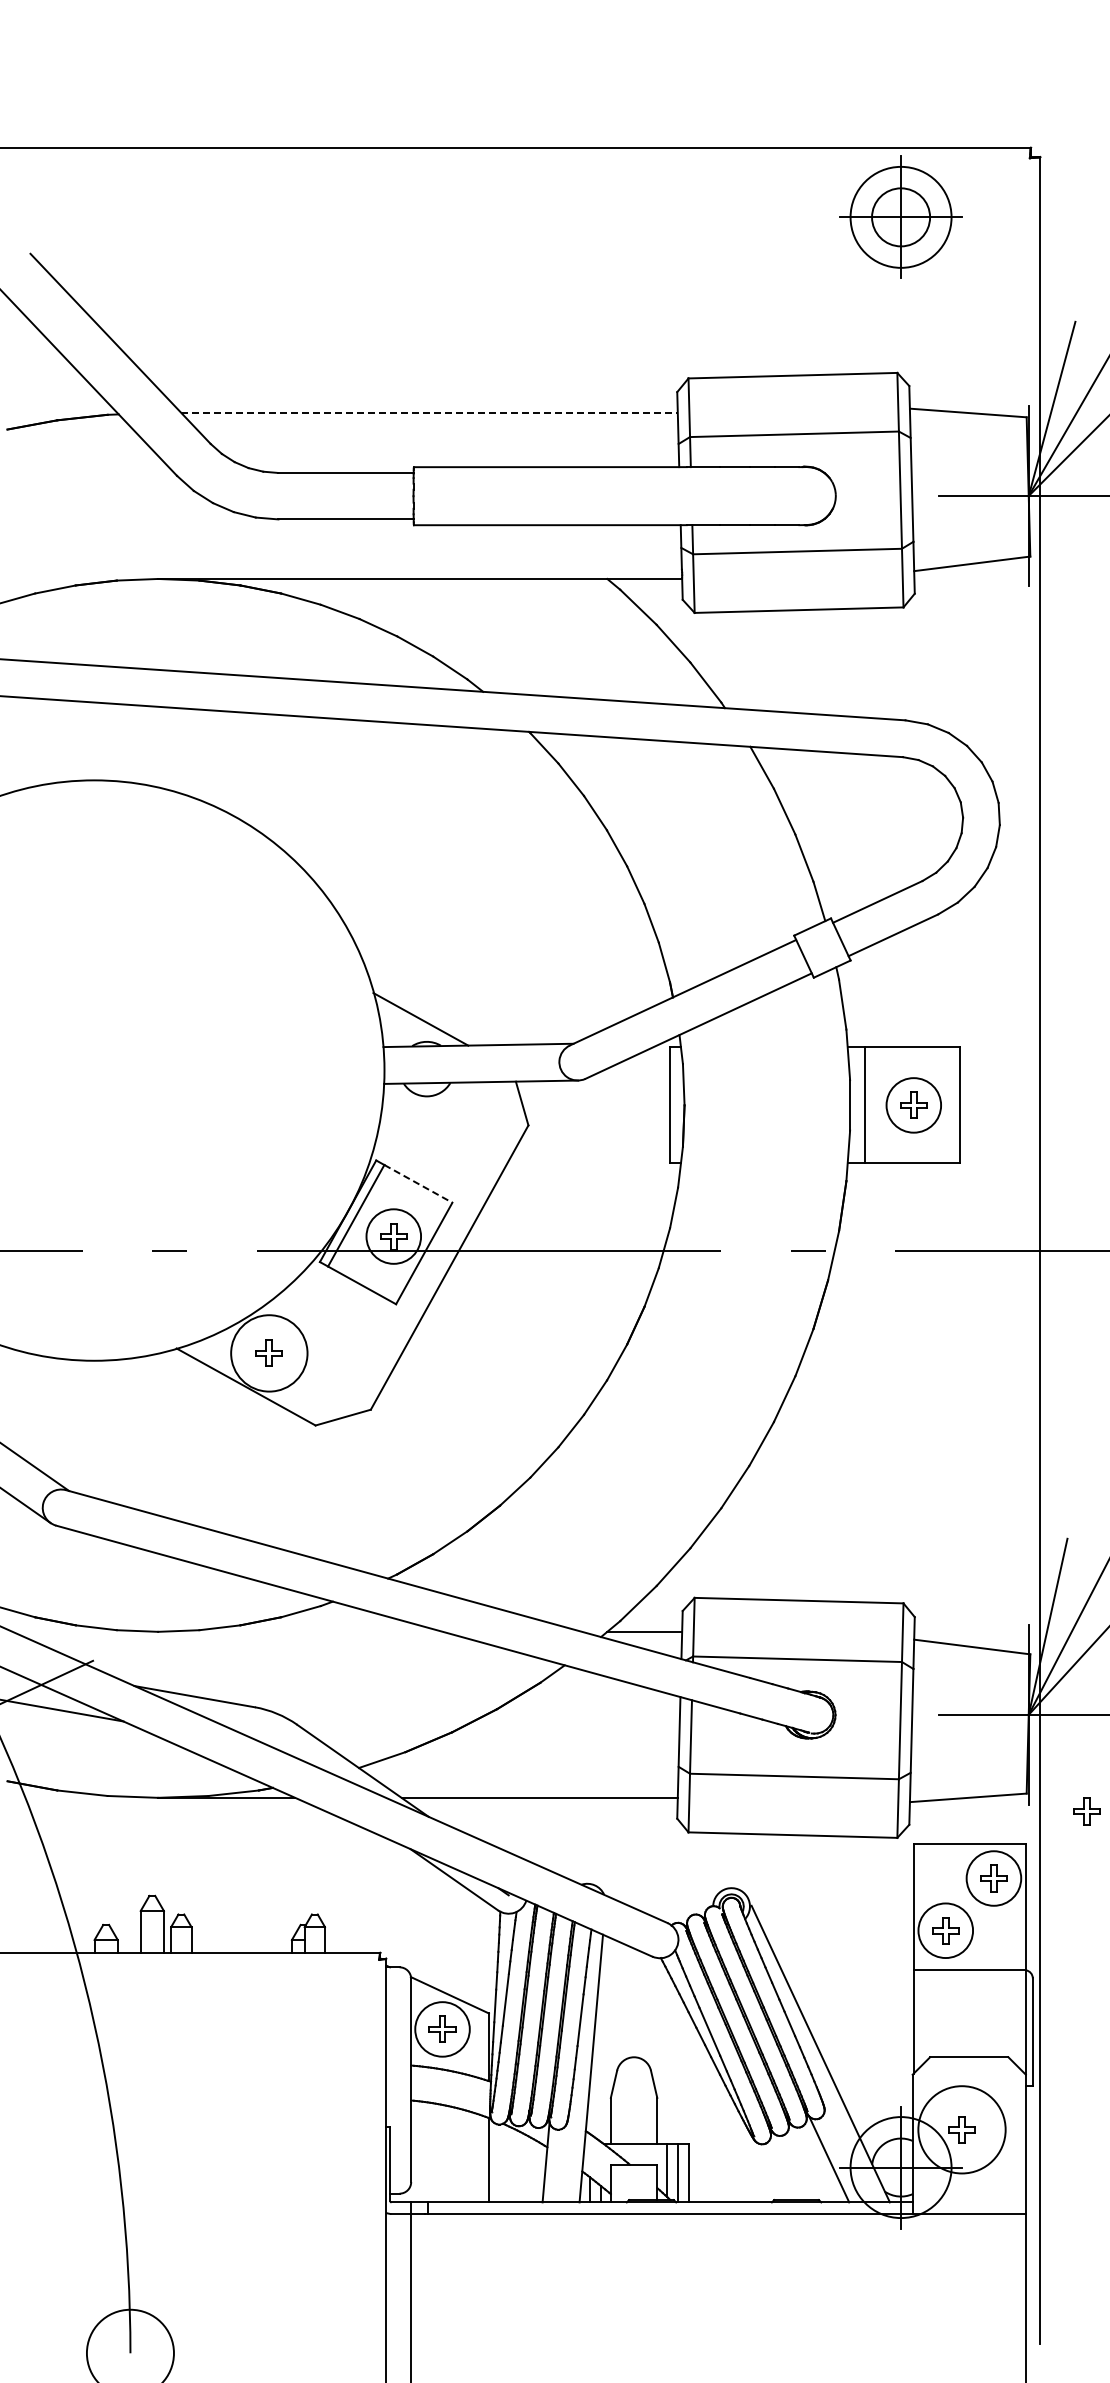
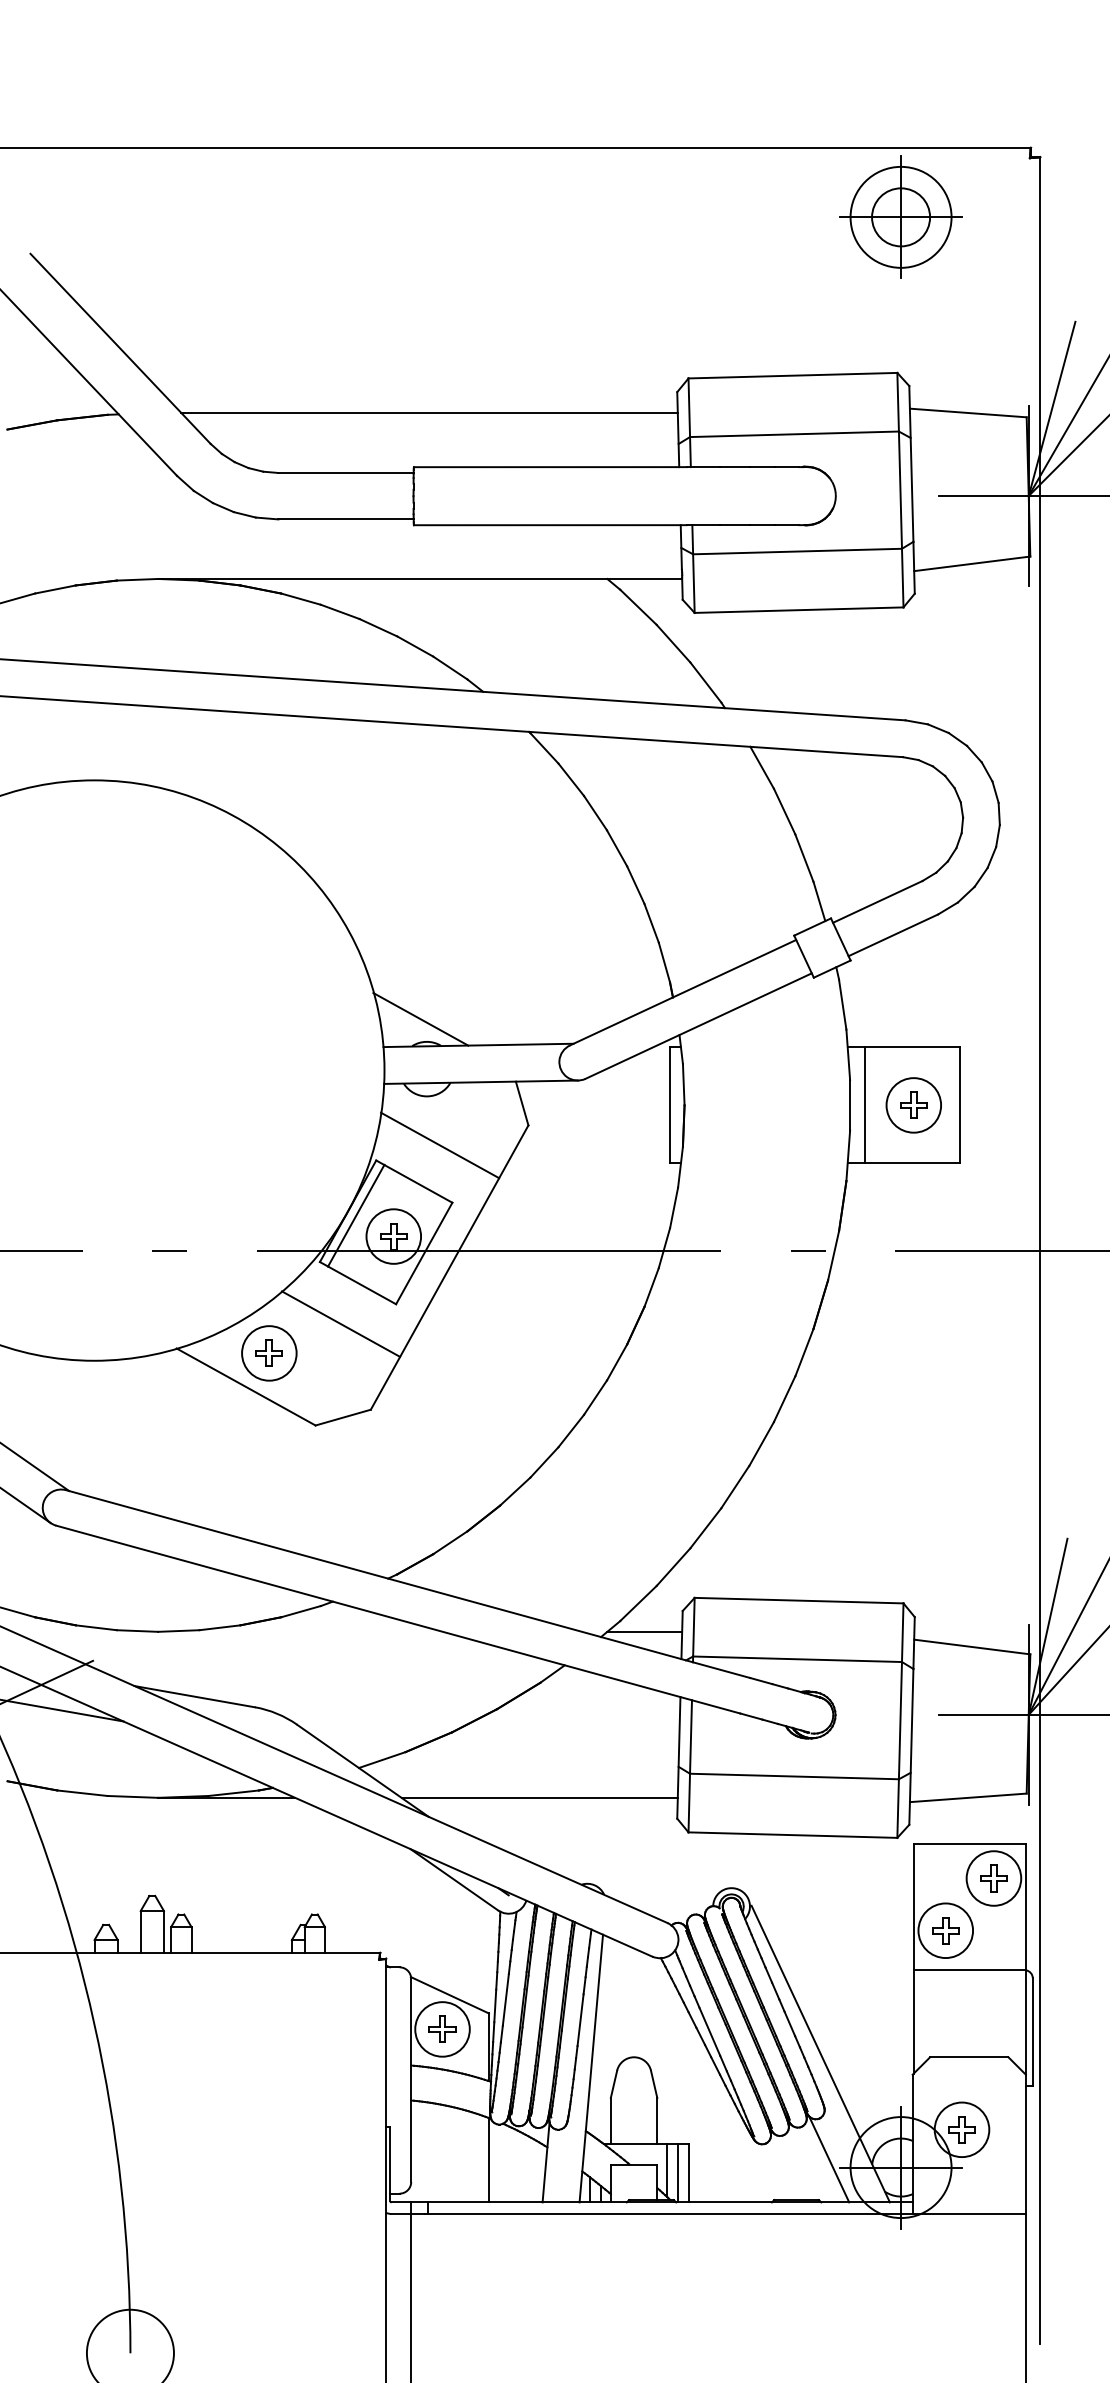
line: dashed -> solid (430, 412)
line: none -> present (440, 1145)
line: dashed -> solid (418, 1183)
line: none -> present (341, 1323)
circle diameter: 76 px -> 55 px (269, 1353)
part: present -> none (1086, 1811)
circle diameter: 87 px -> 55 px (961, 2129)
